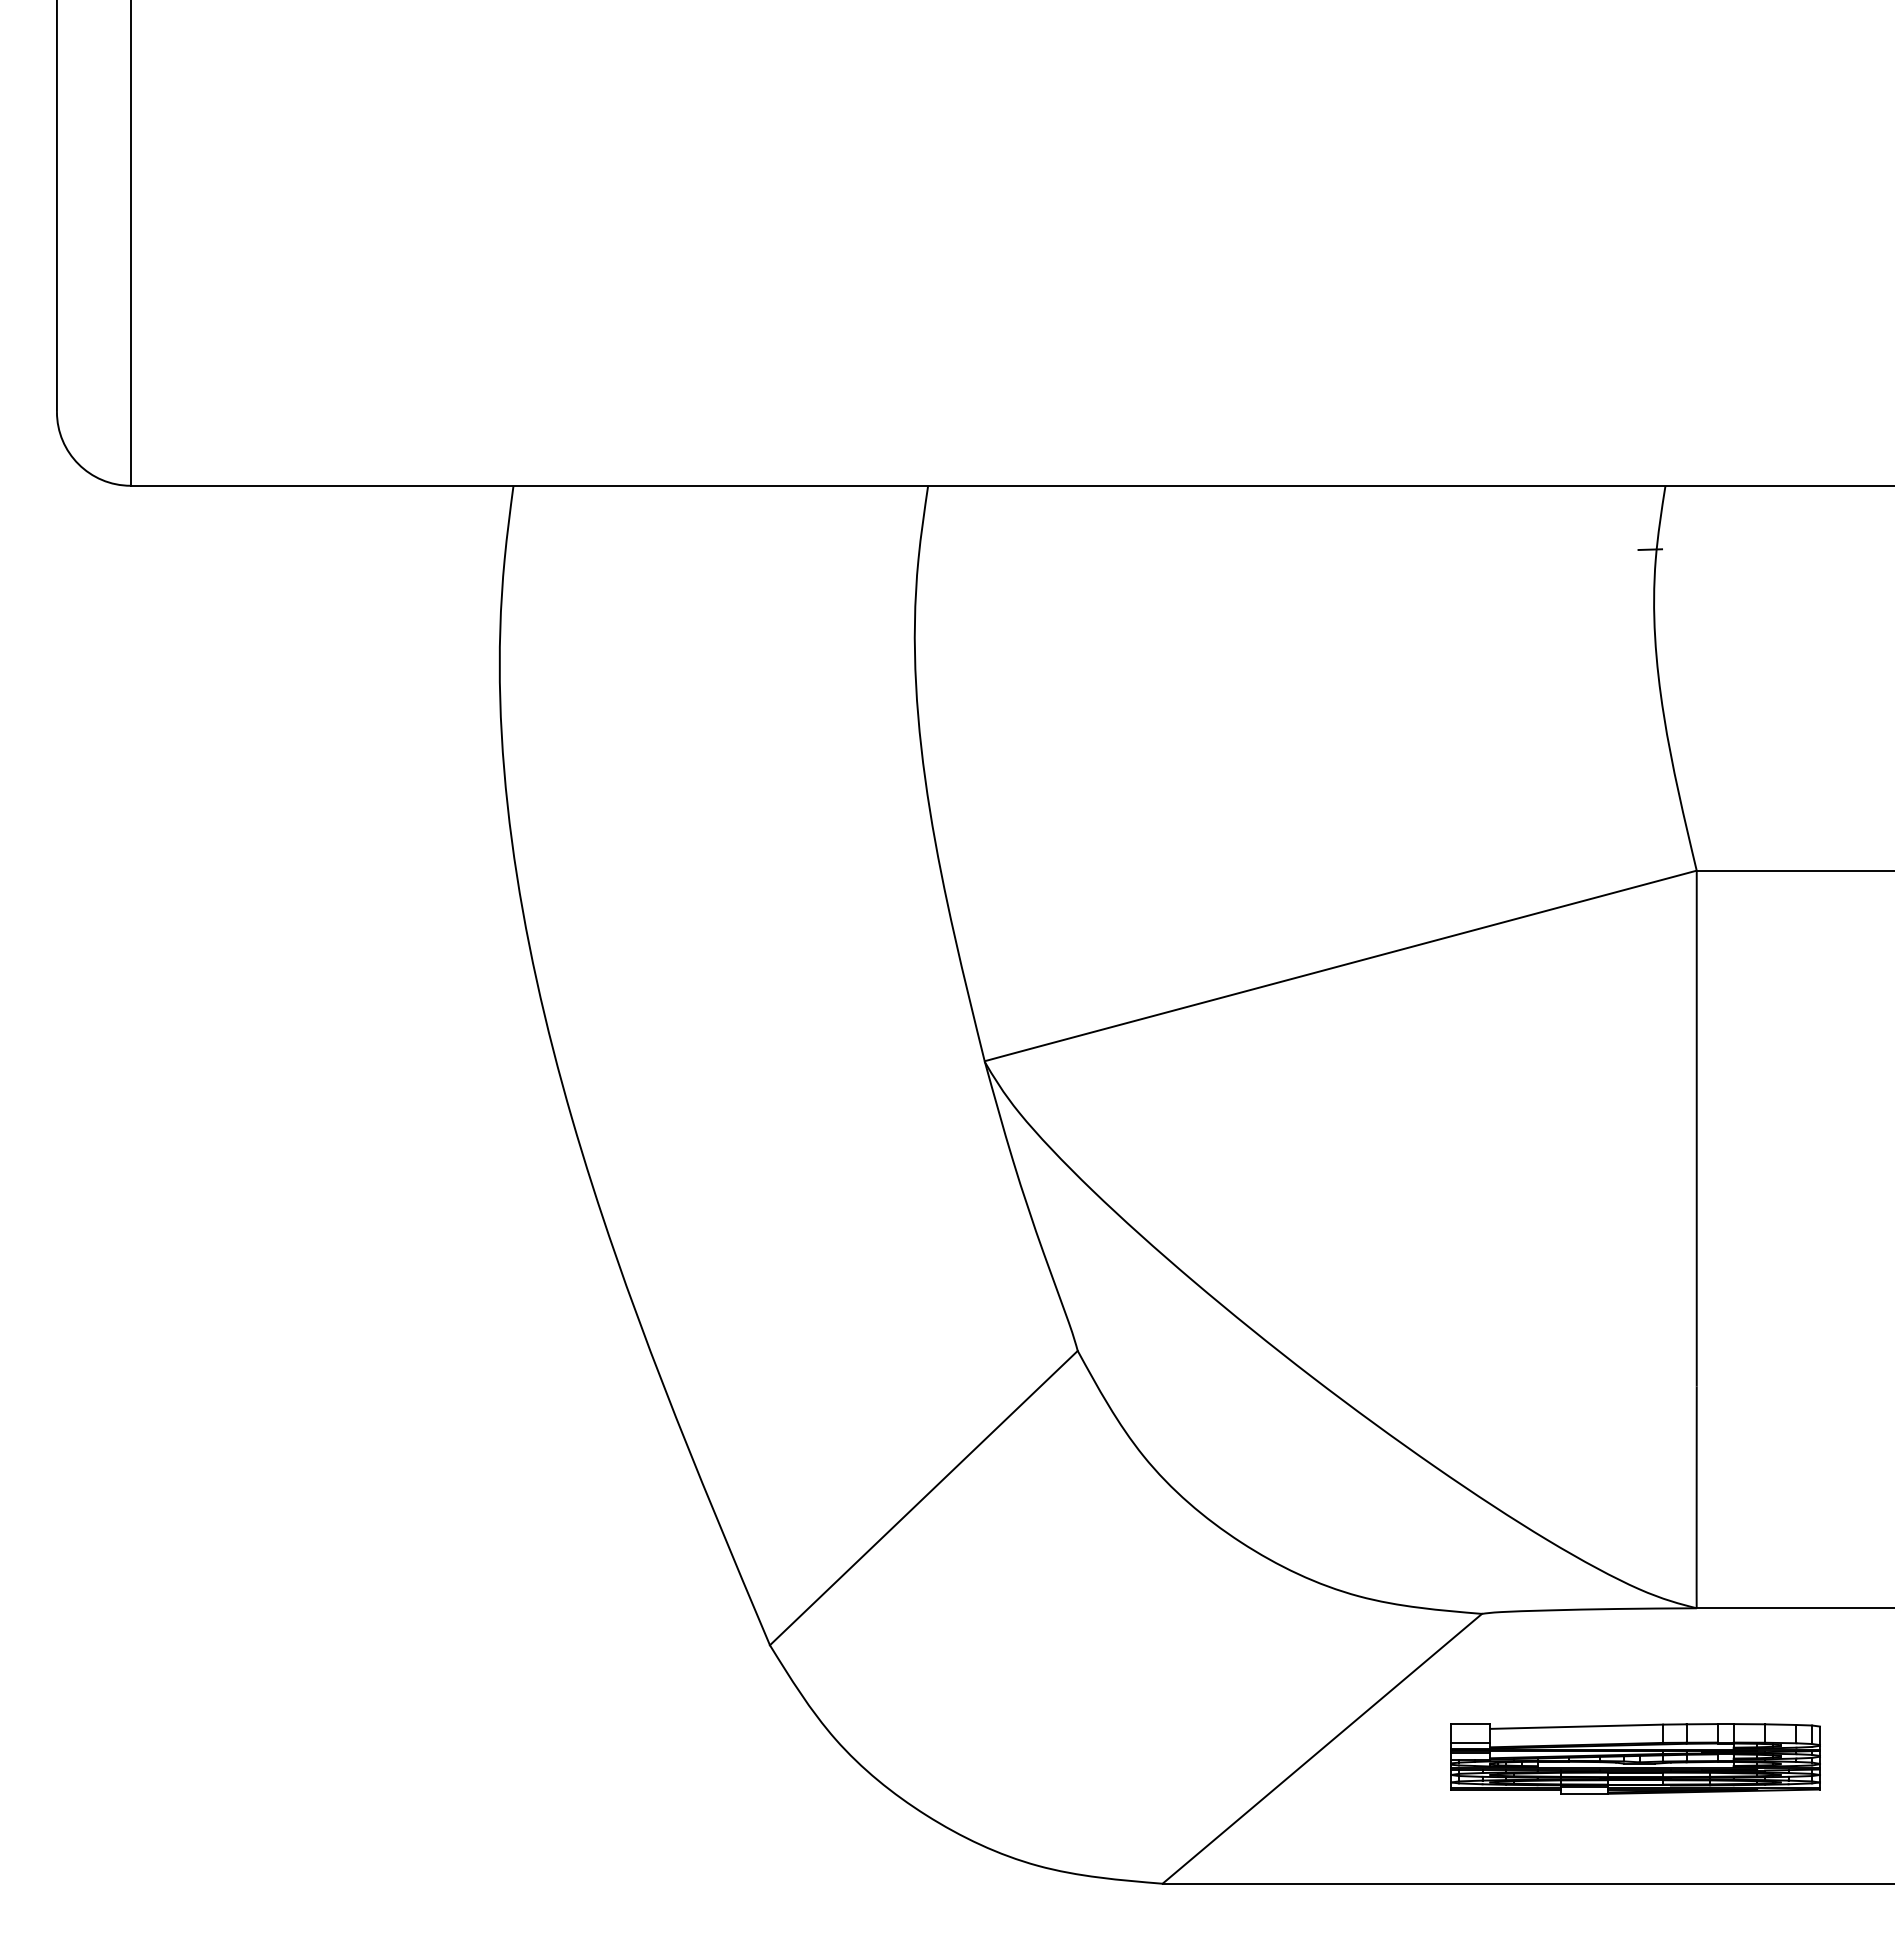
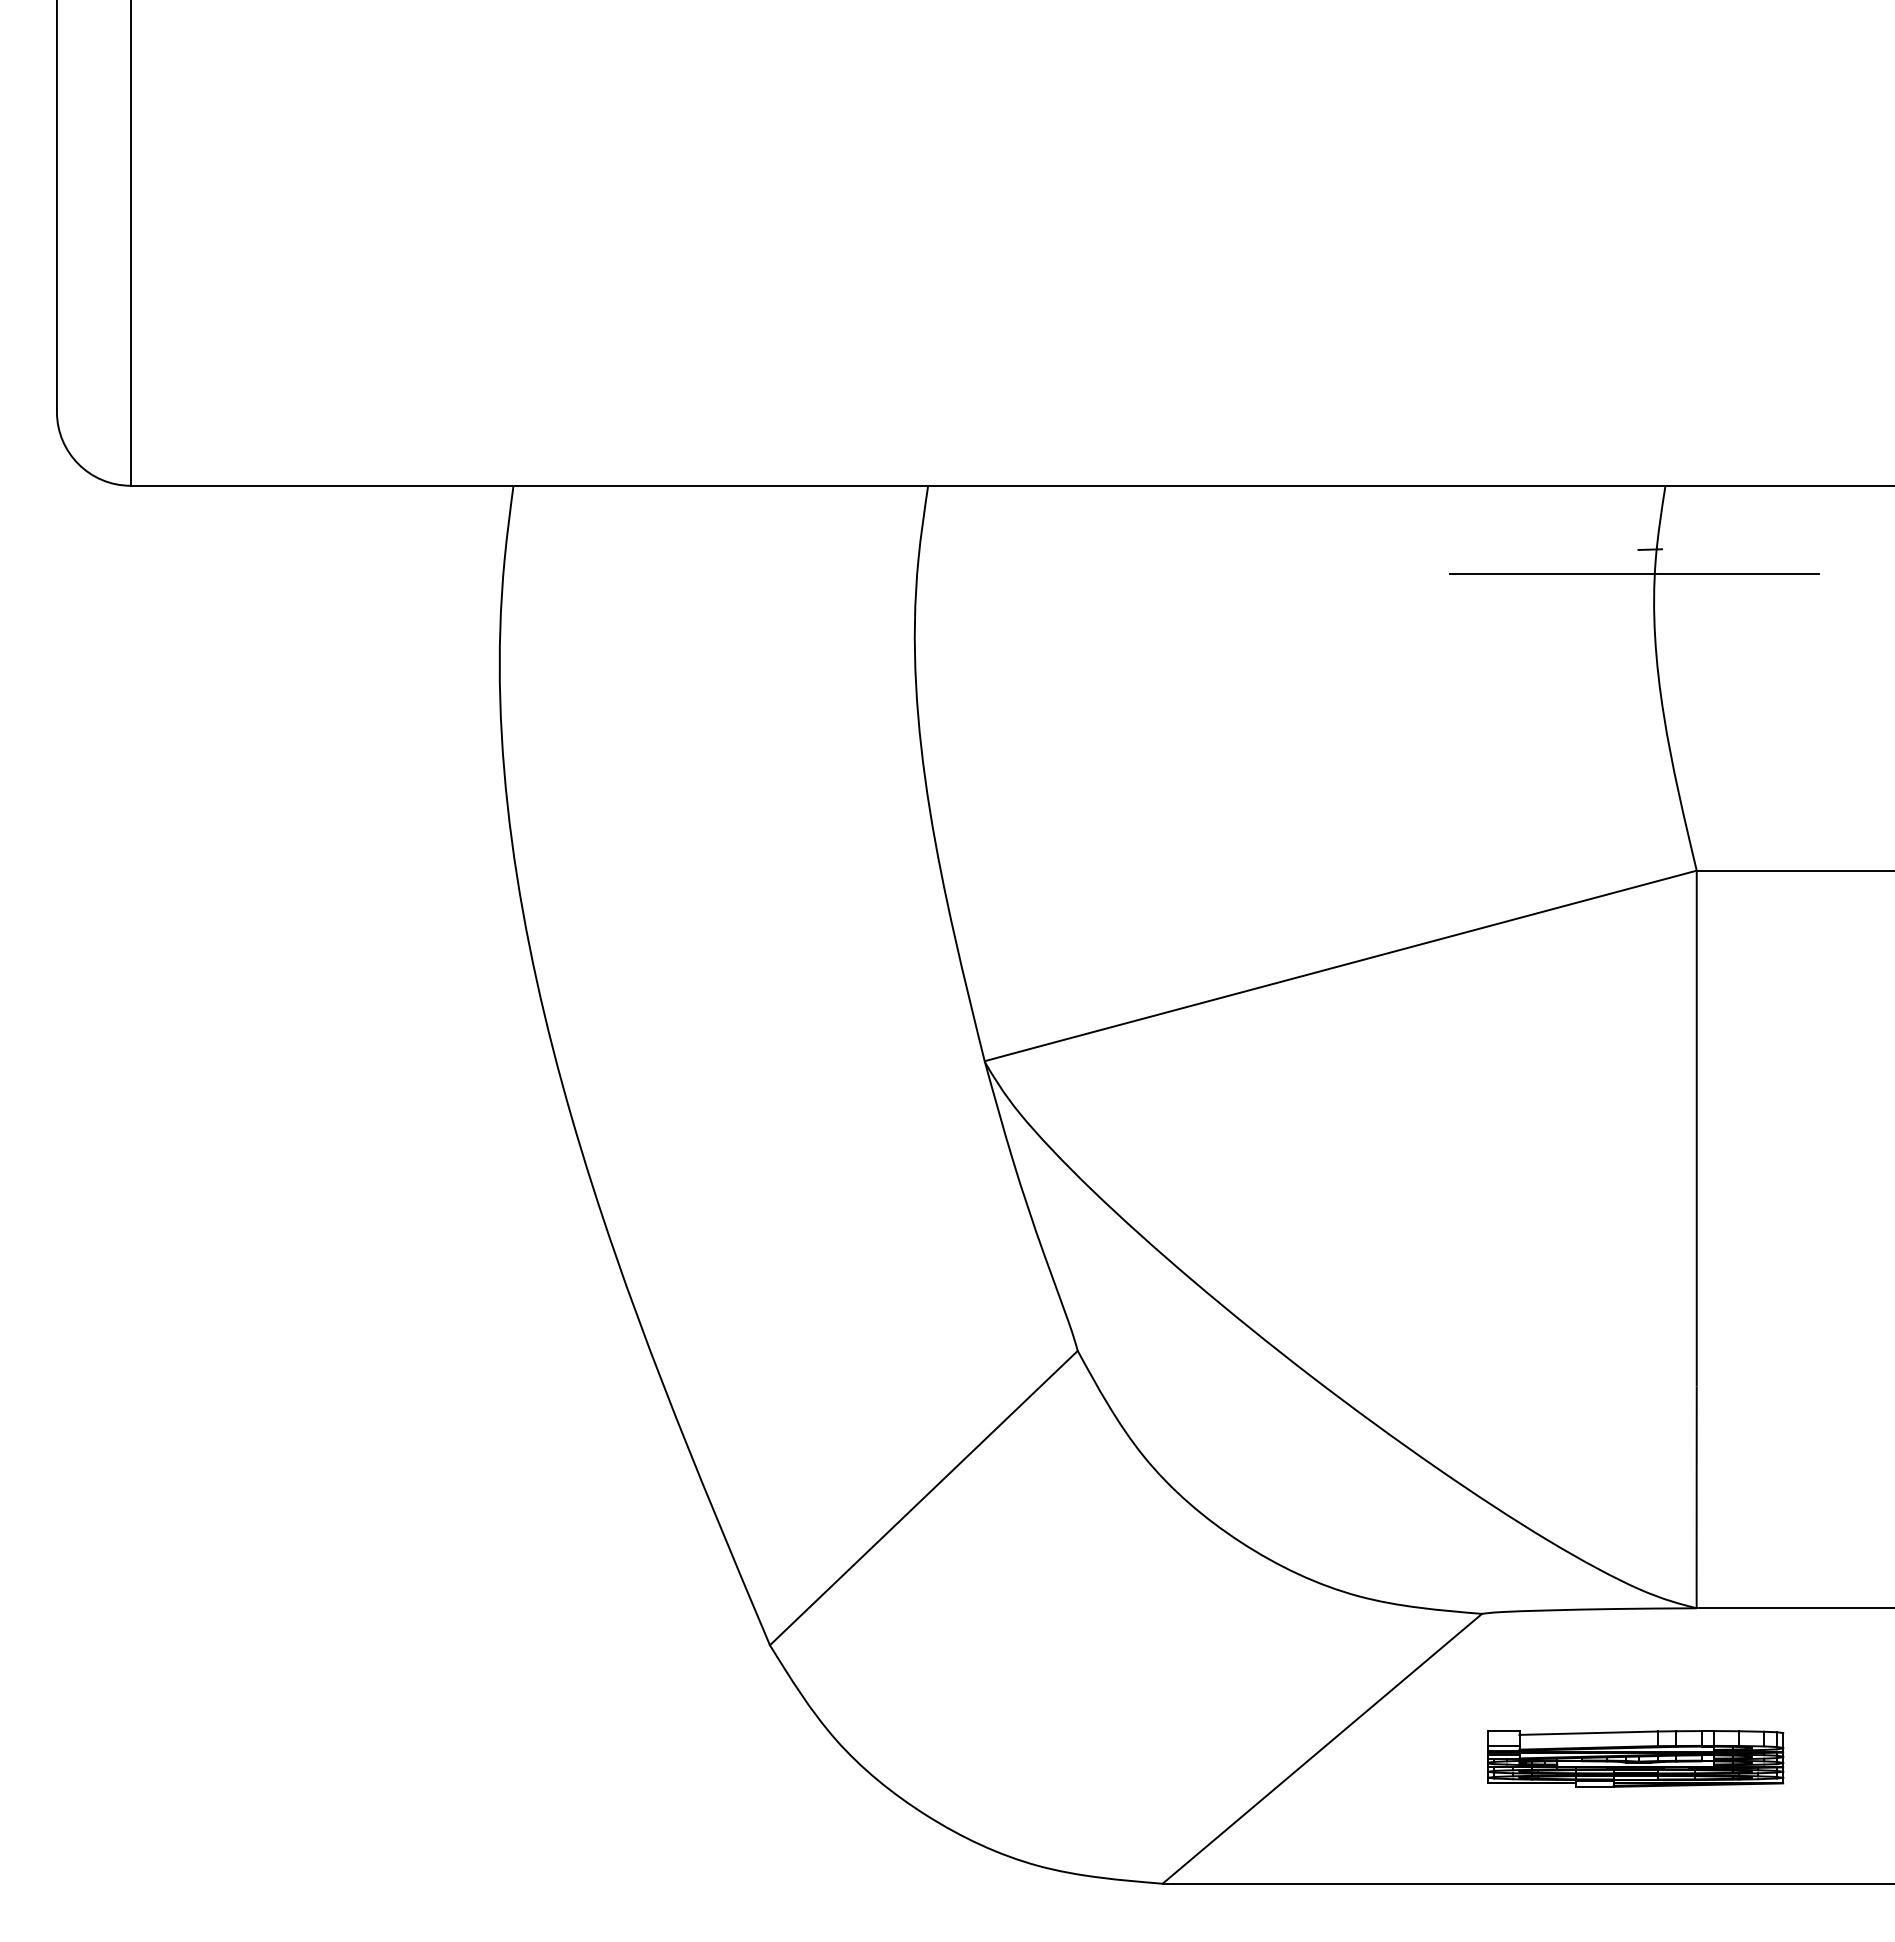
line: none -> present (1634, 574)
part size: 371x72 px -> 298x58 px (1635, 1758)
